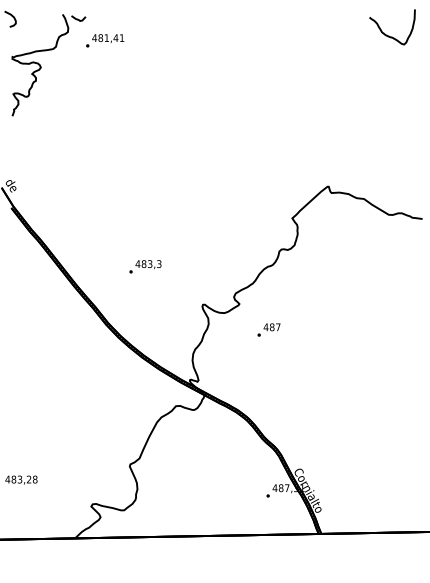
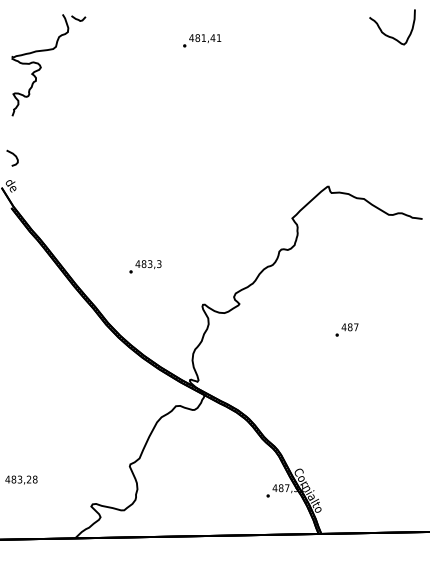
curve position: (11, 16) -> (13, 155) (13, 155)
text position: (105, 40) -> (202, 40) (202, 40)
text position: (268, 329) -> (346, 329) (346, 329)
